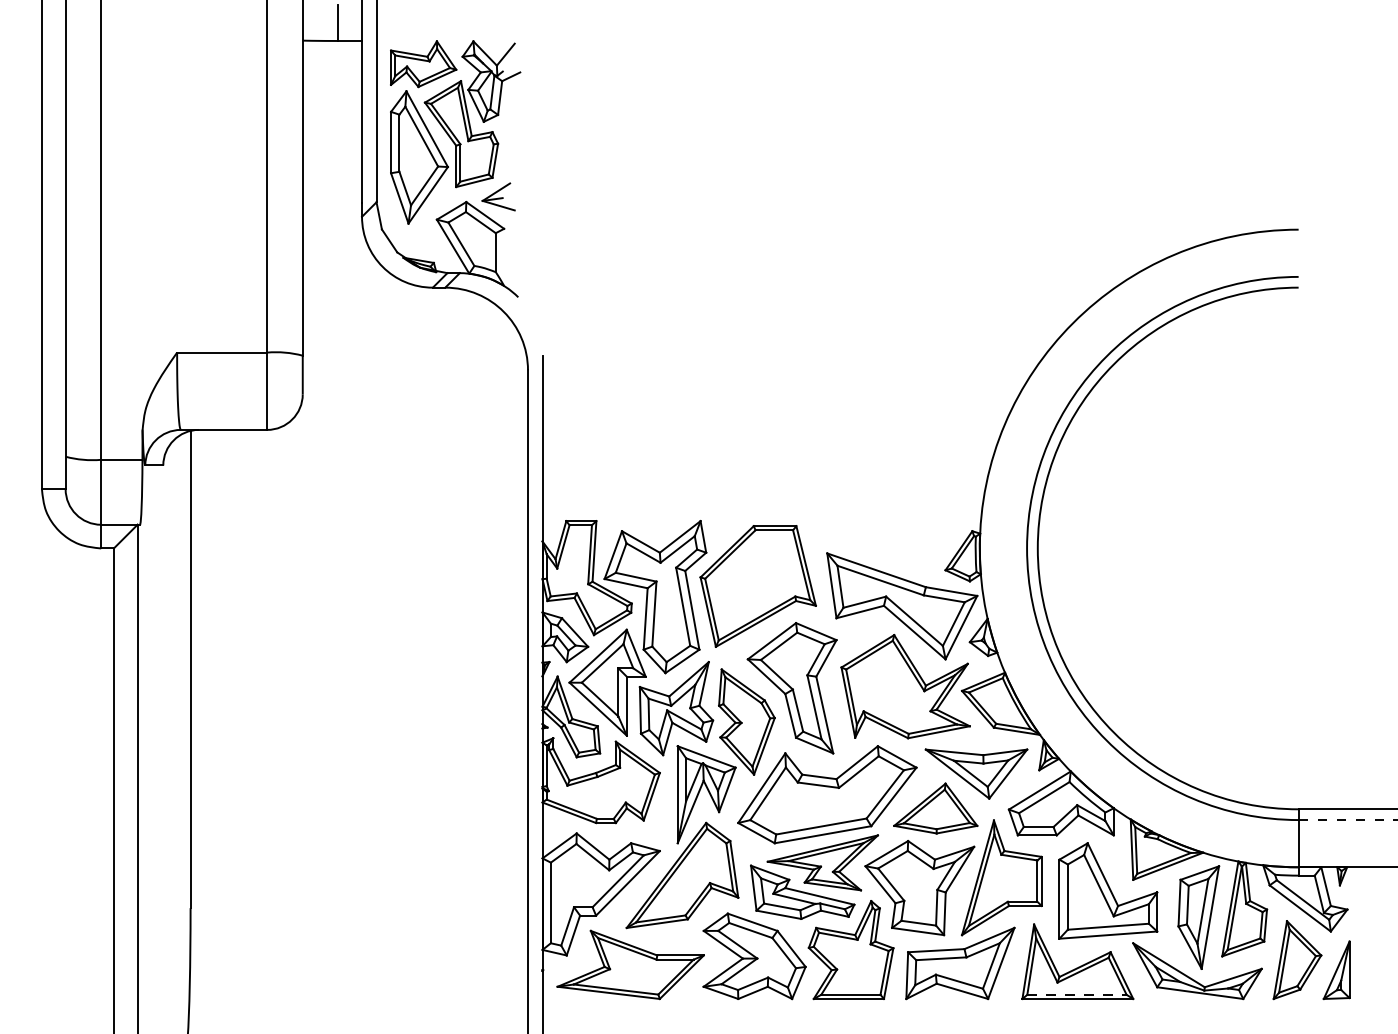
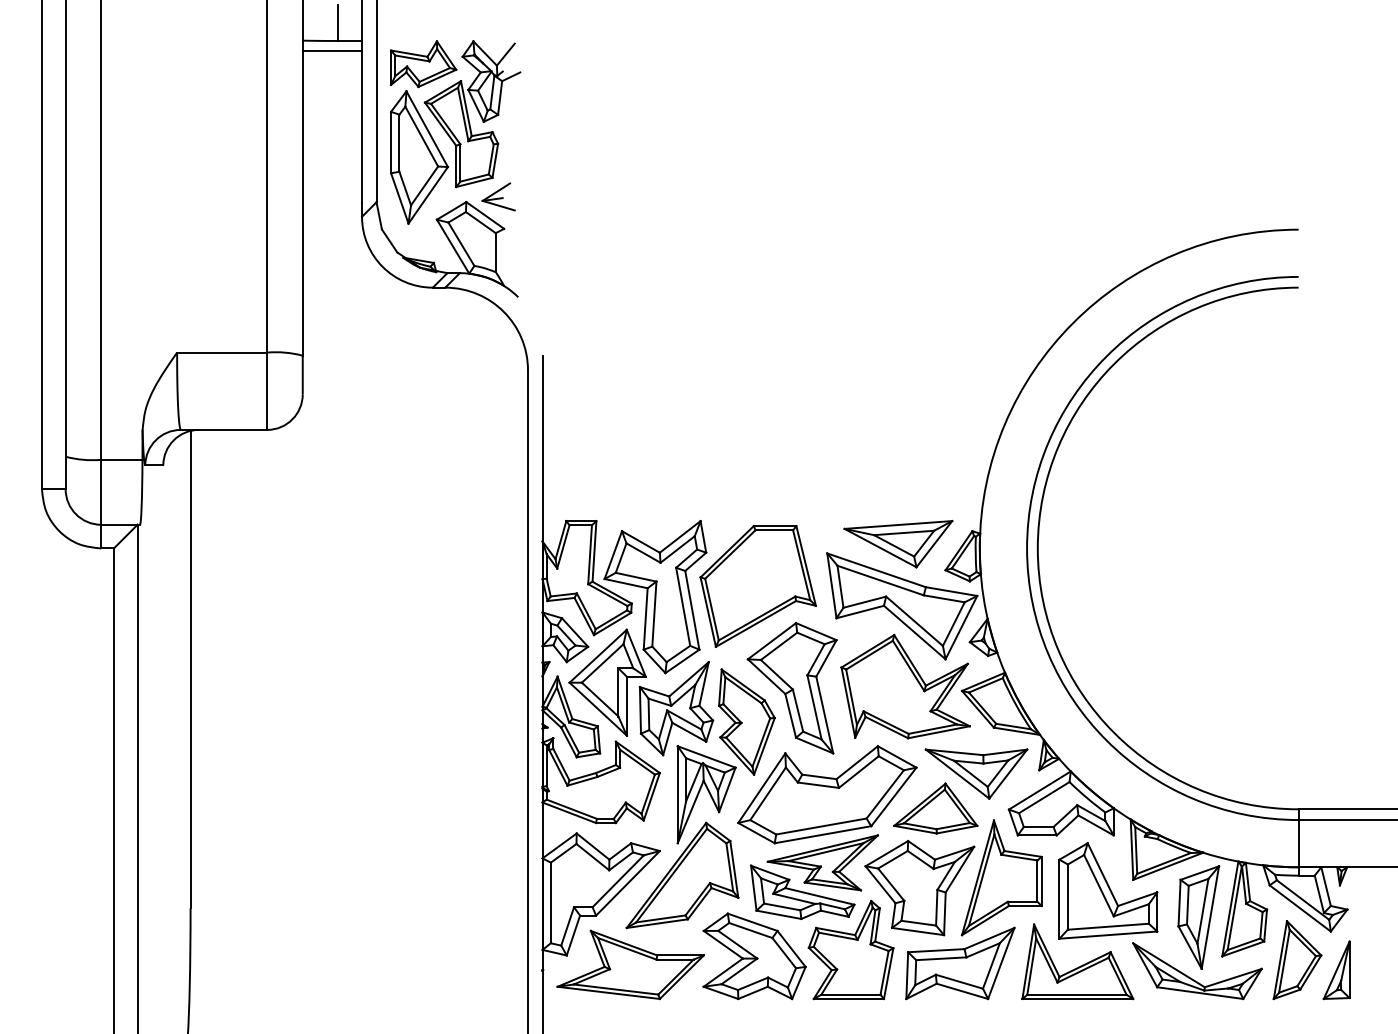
line: none -> present (332, 50)
part: none -> present (898, 544)
line: dashed -> solid (1347, 820)
line: dashed -> solid (1076, 994)
